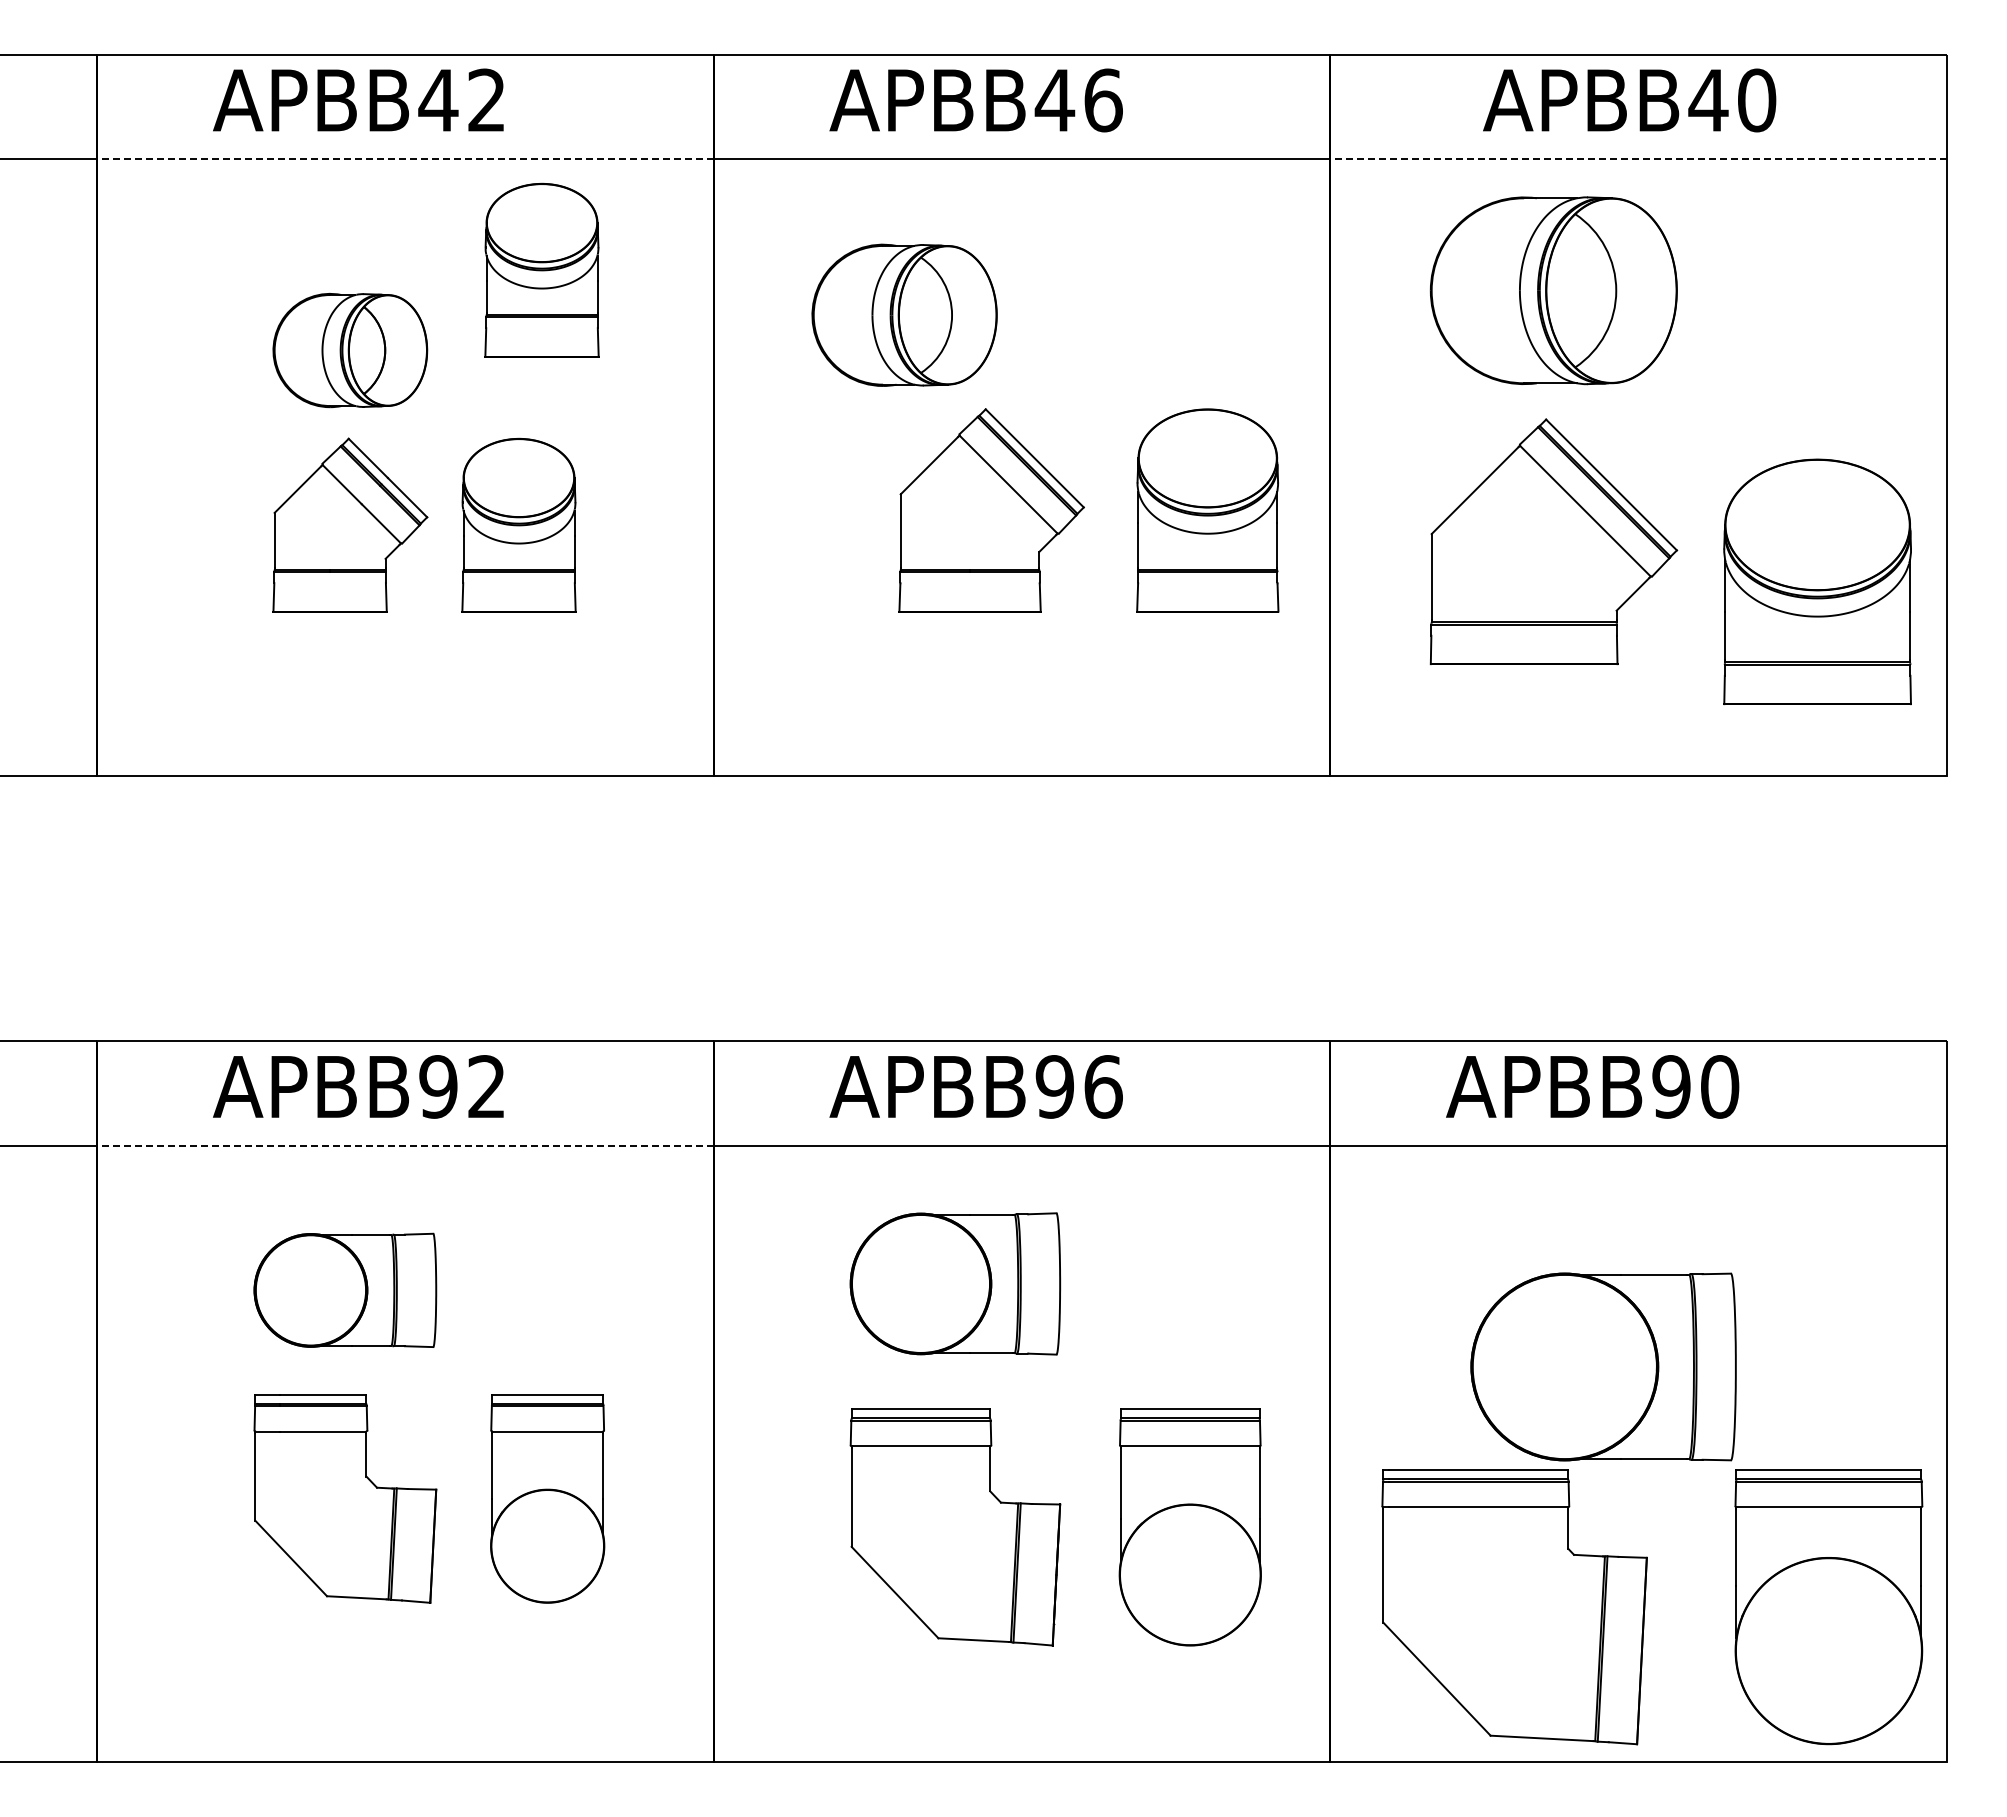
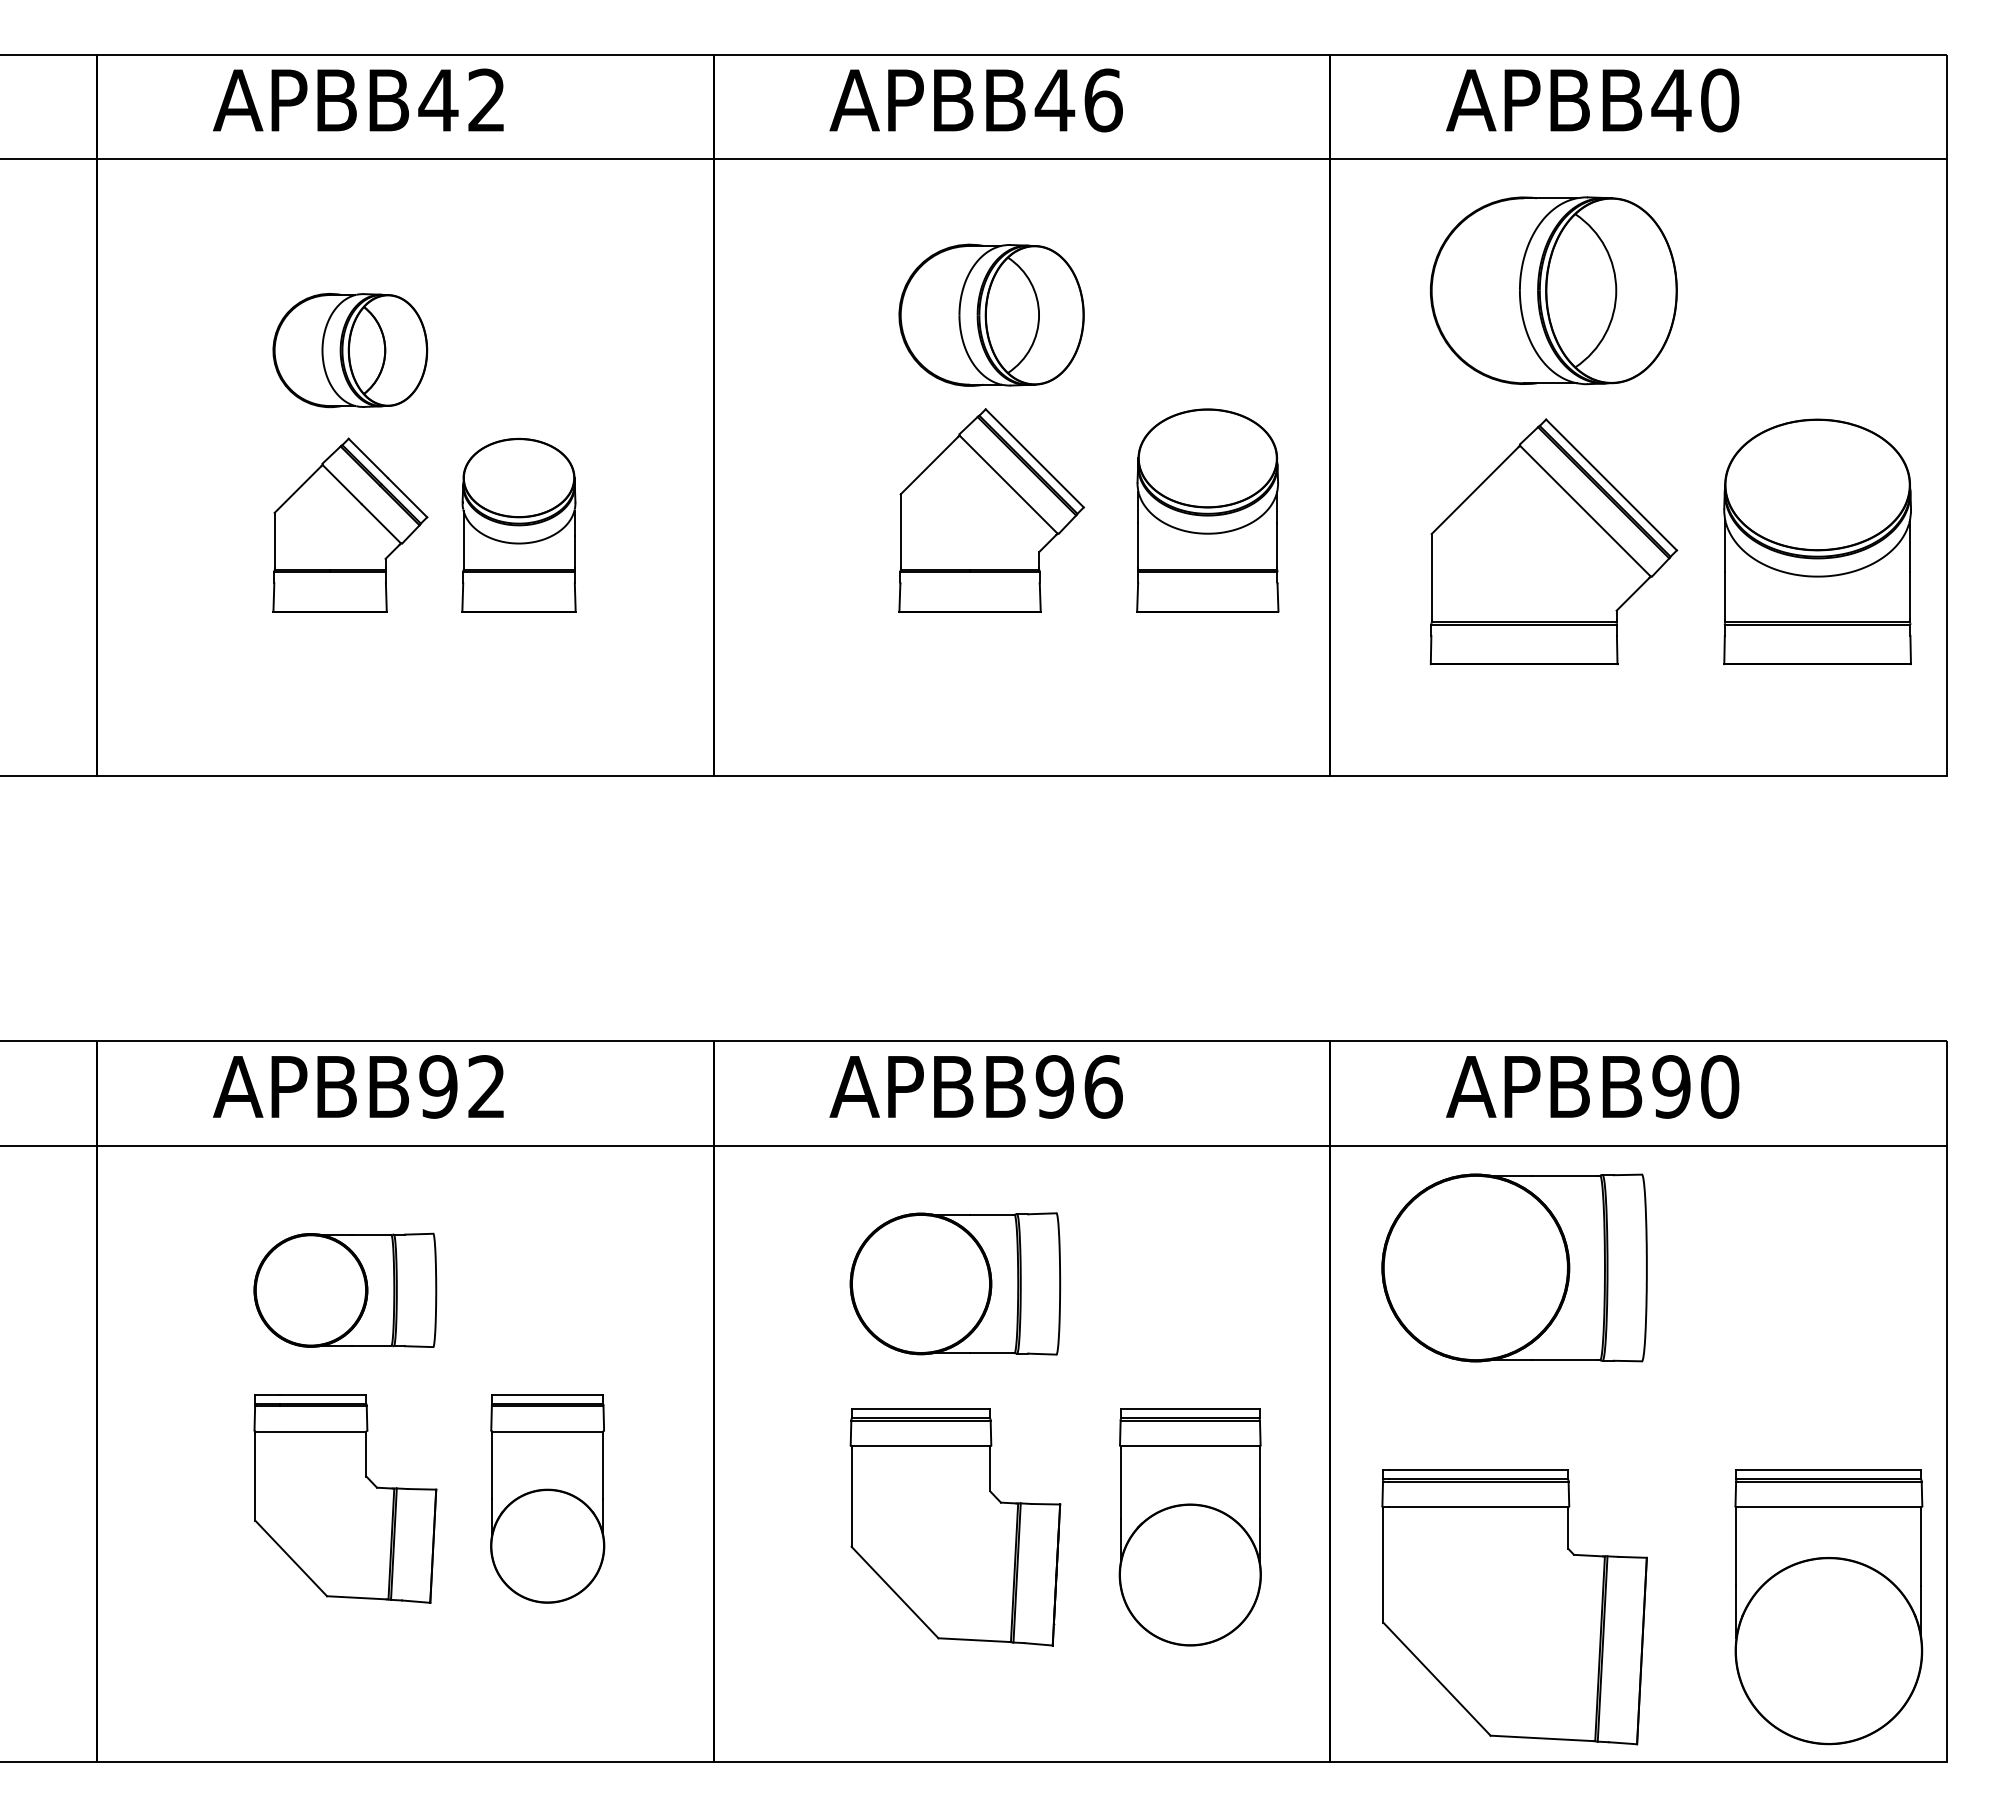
text position: (1629, 100) -> (1592, 100) (1592, 100)
line: dashed -> solid (404, 159)
line: dashed -> solid (1638, 159)
part: present -> none (541, 269)
part position: (904, 314) -> (991, 314) (991, 314)
part position: (1817, 581) -> (1817, 541) (1817, 541)
line: dashed -> solid (404, 1145)
part position: (1603, 1366) -> (1514, 1267) (1514, 1267)
